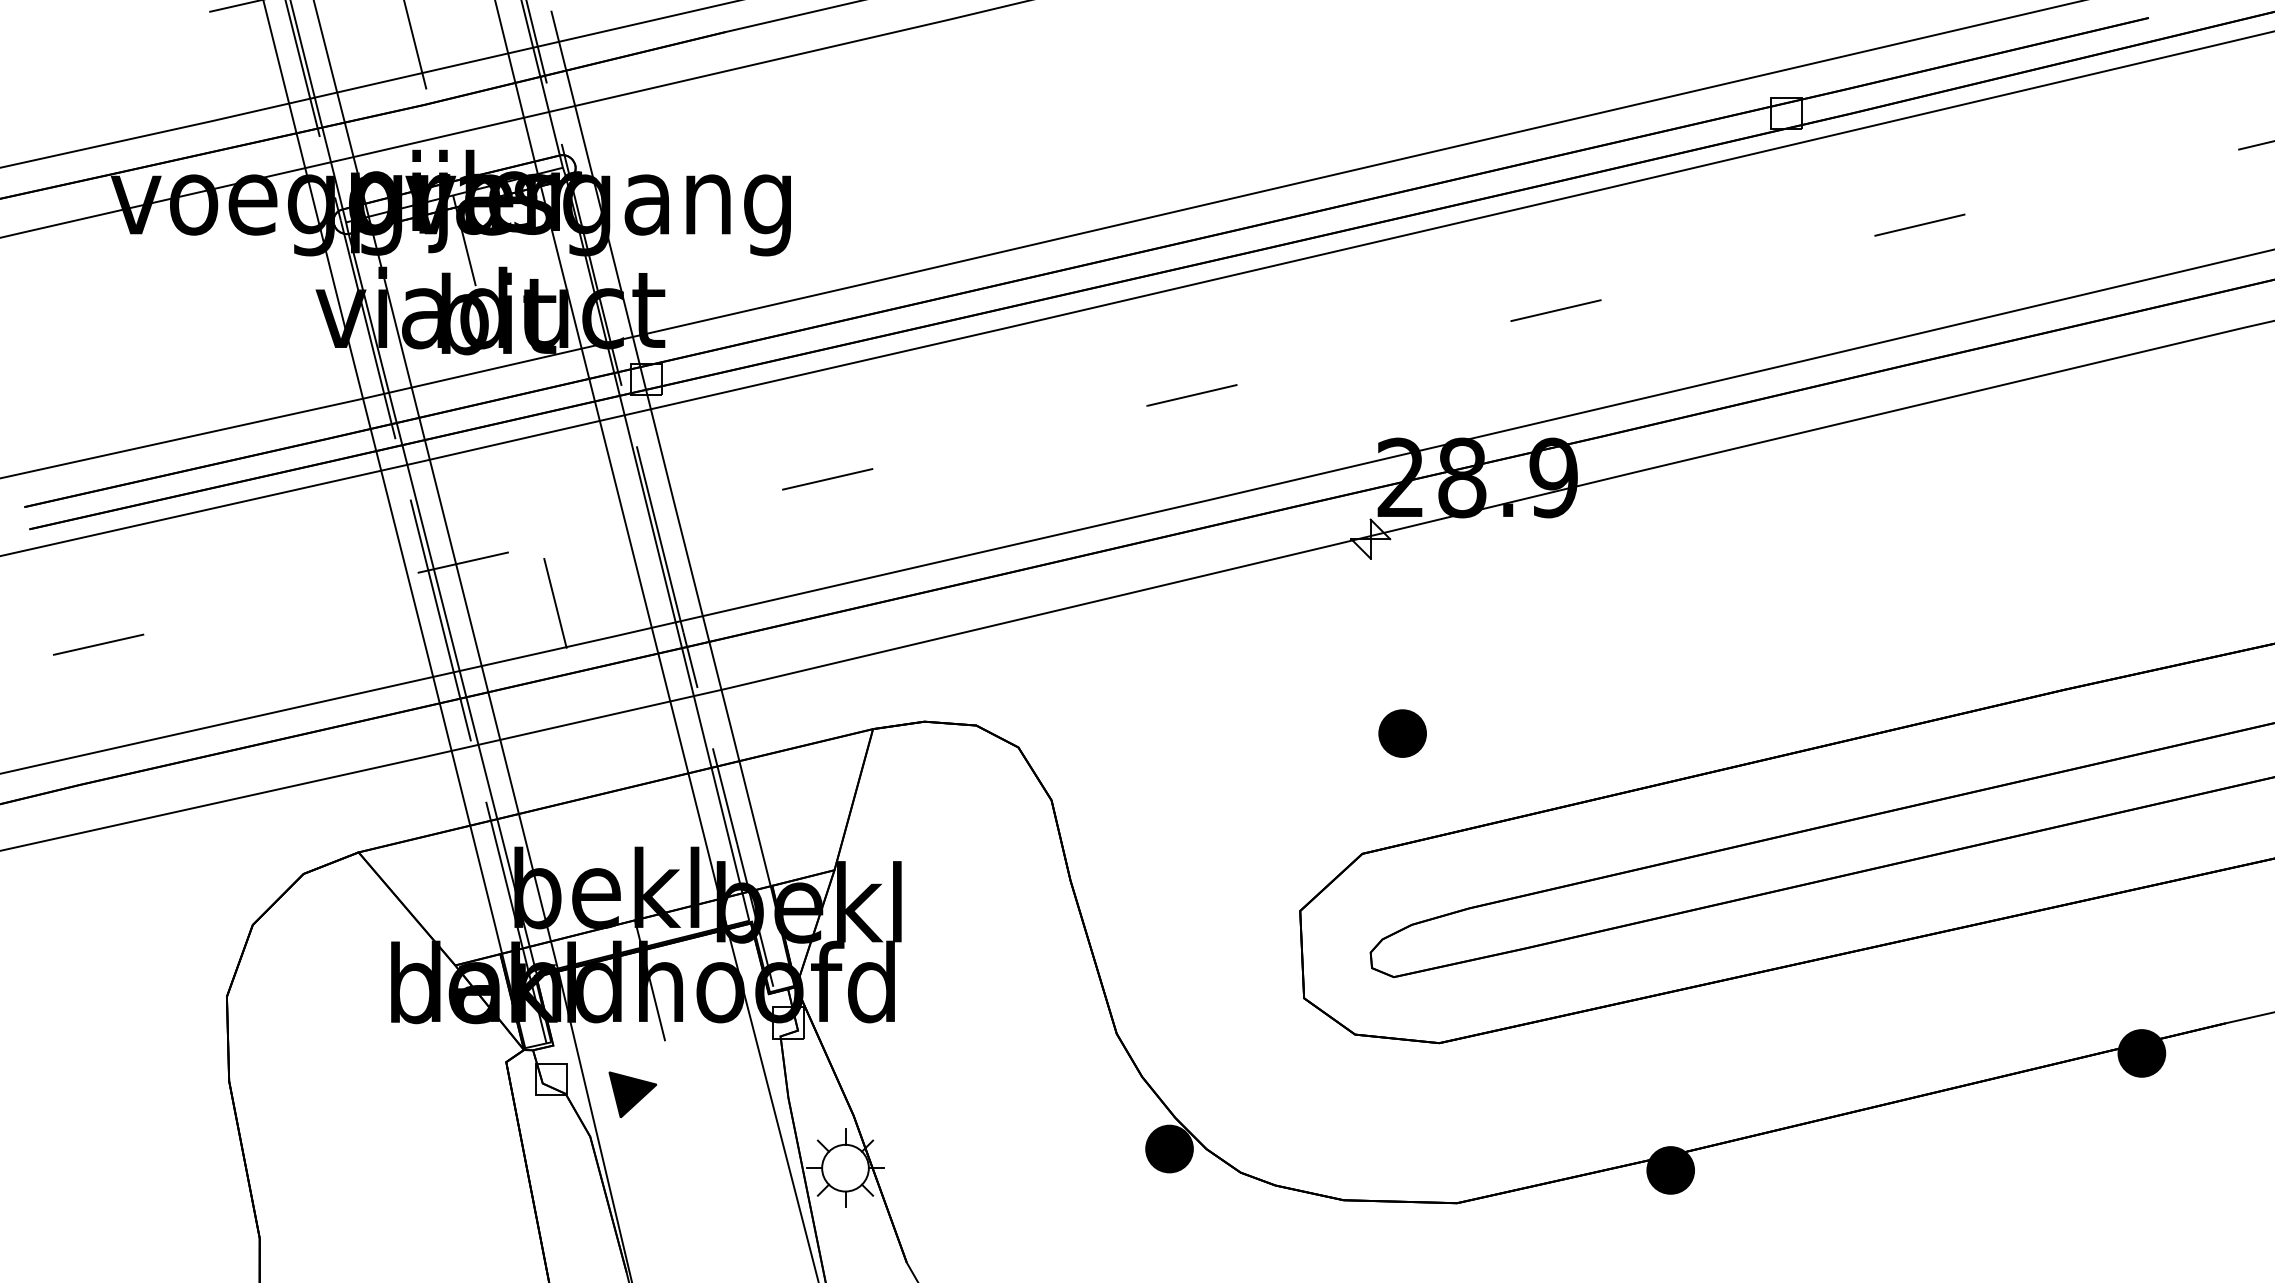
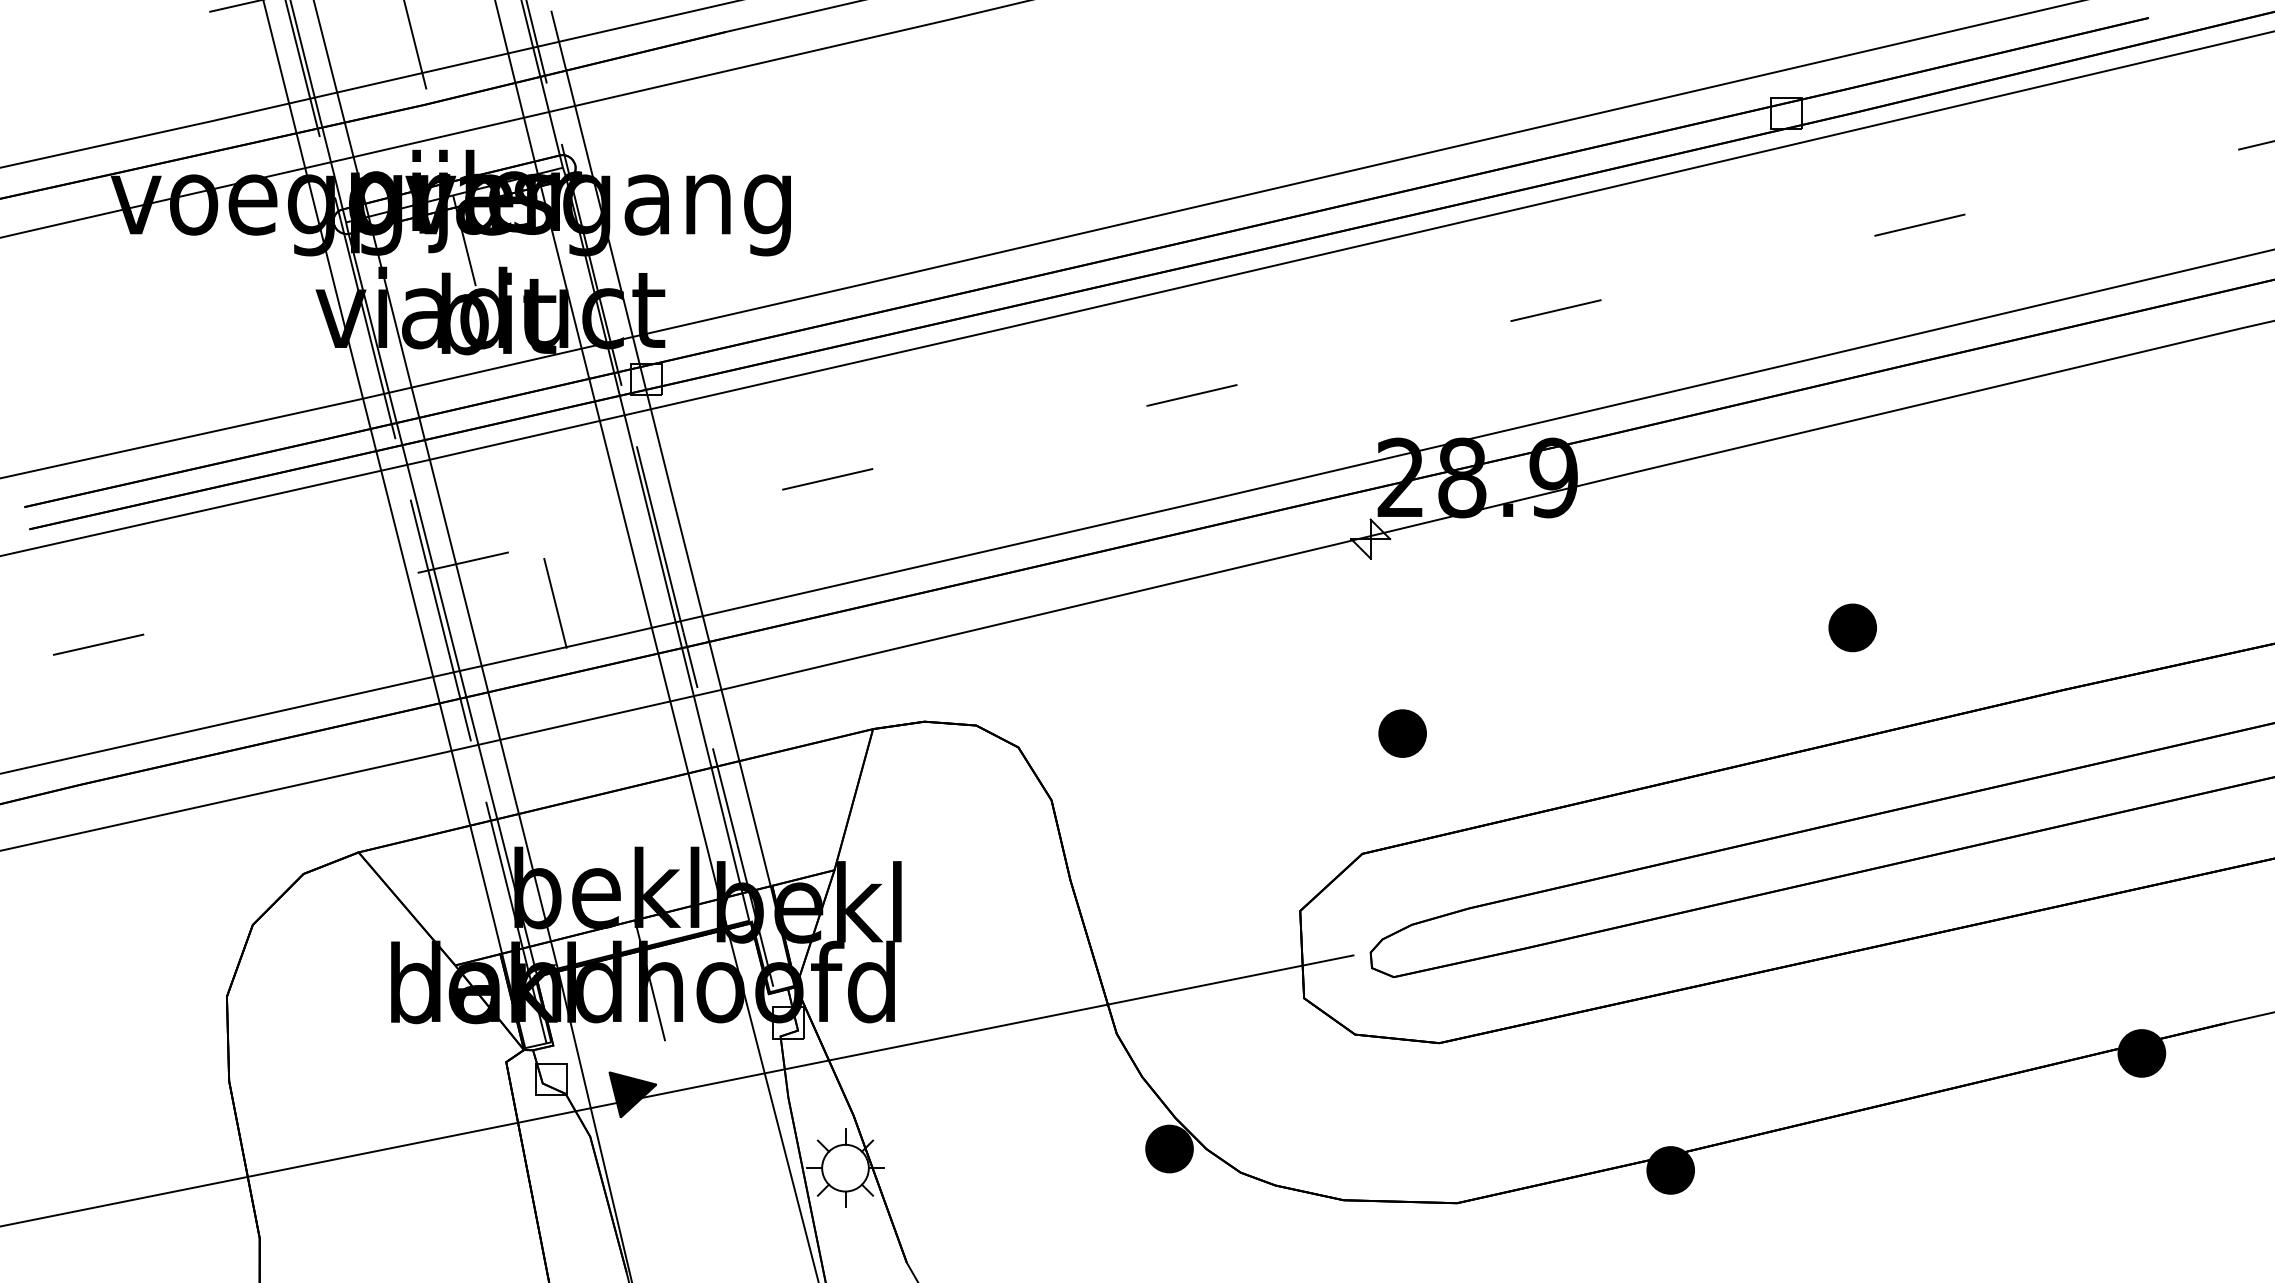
part: none -> present (1852, 627)
line: none -> present (677, 1090)
